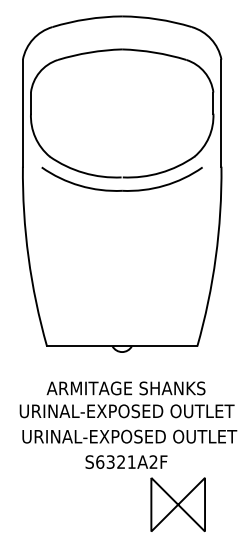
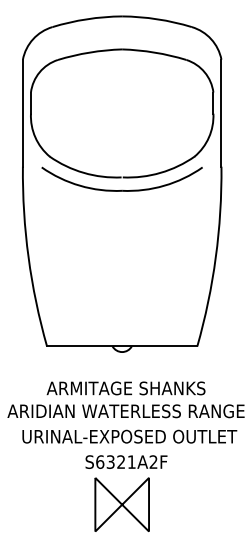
text: URINAL-EXPOSED OUTLET -> ARIDIAN WATERLESS RANGE (125, 411)
part position: (177, 504) -> (121, 504) (121, 504)
